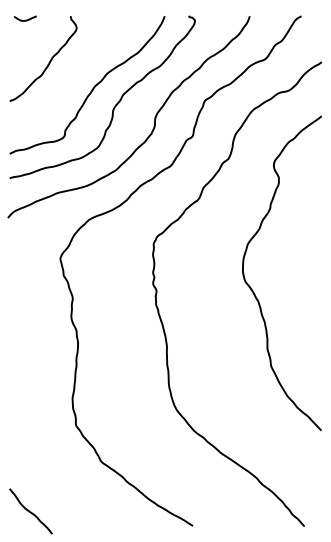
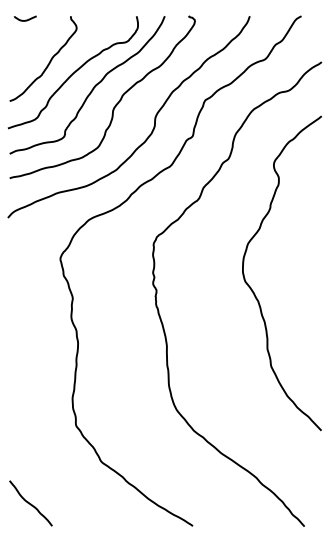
curve: none -> present (73, 72)
curve position: (30, 511) -> (30, 503) (30, 503)
